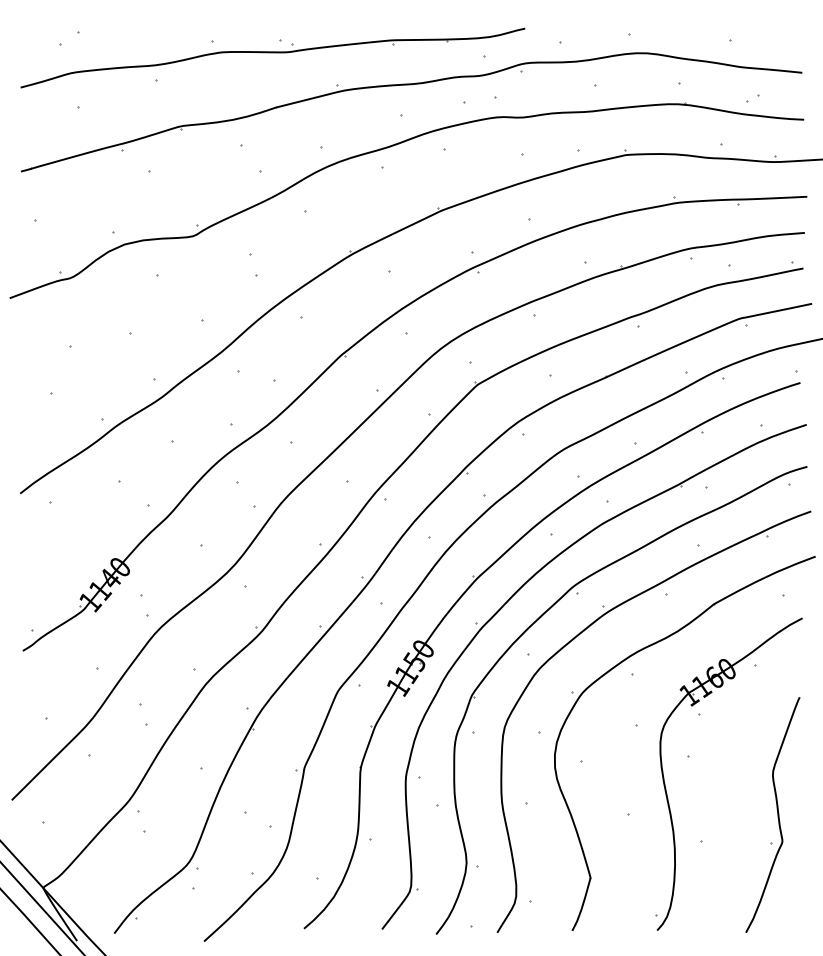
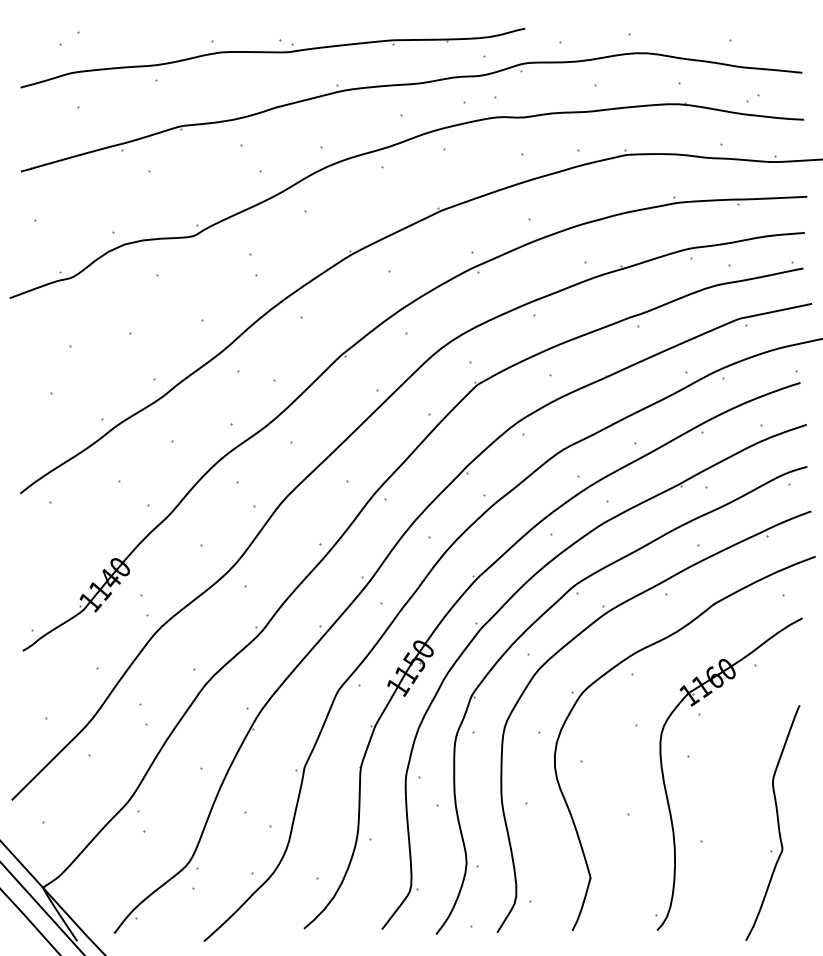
part position: (772, 814) -> (772, 822) (772, 822)
